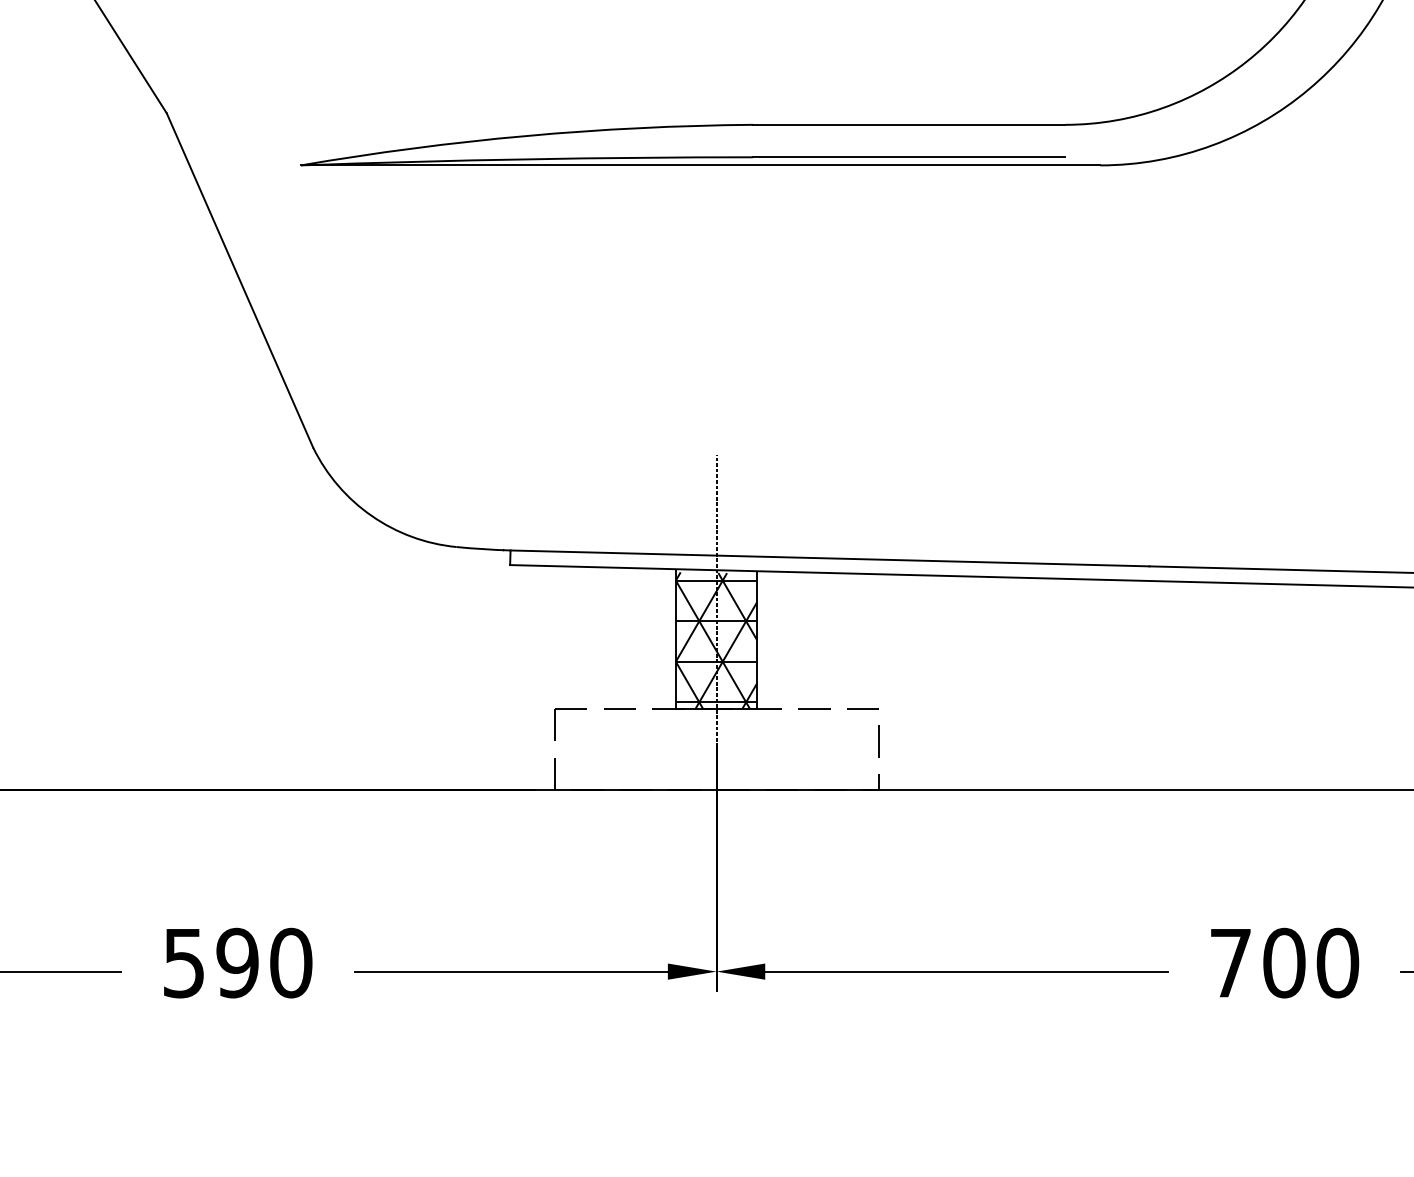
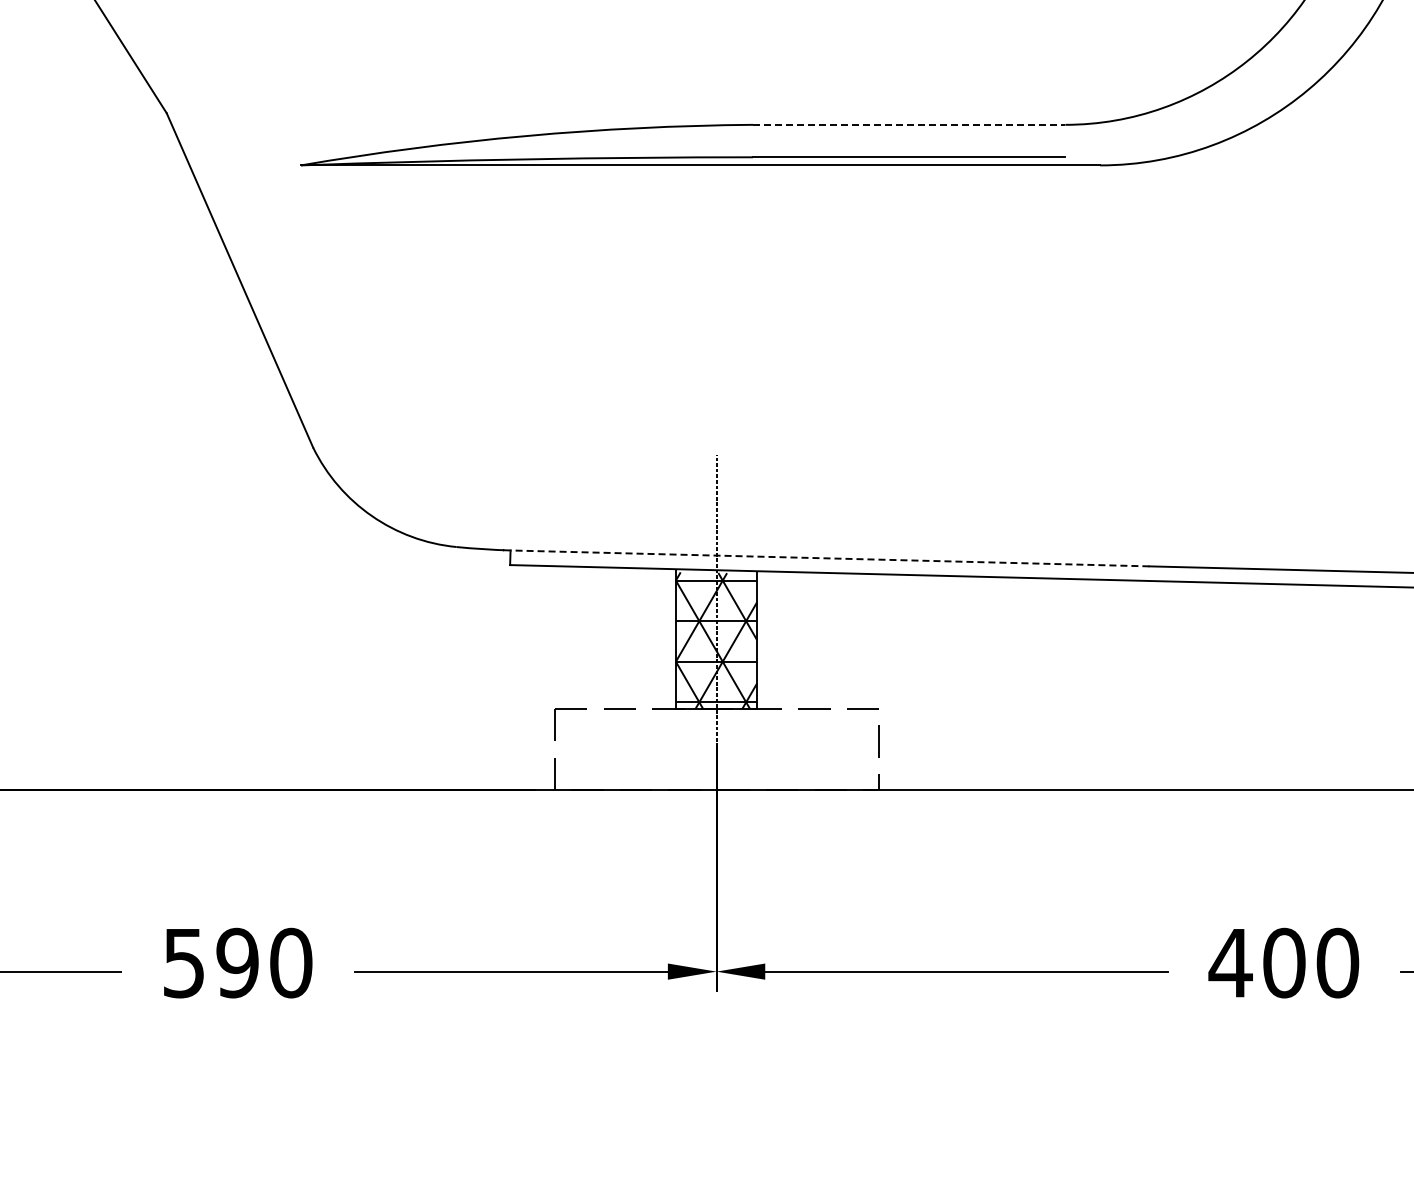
line: solid -> dashed (909, 124)
line: solid -> dashed (829, 558)
text: 700 -> 400 (1230, 963)
